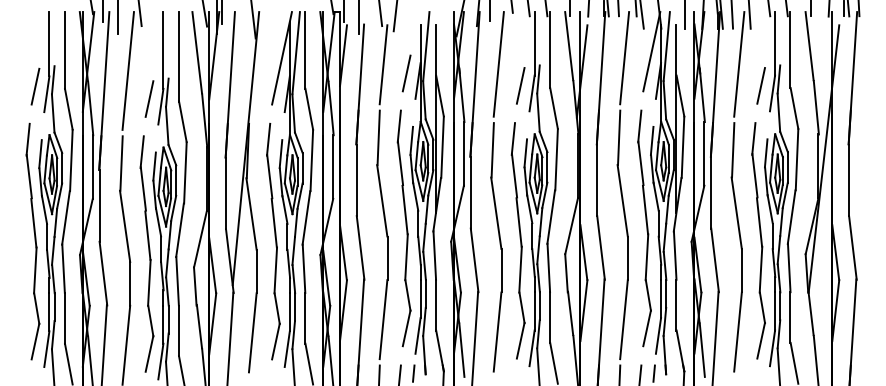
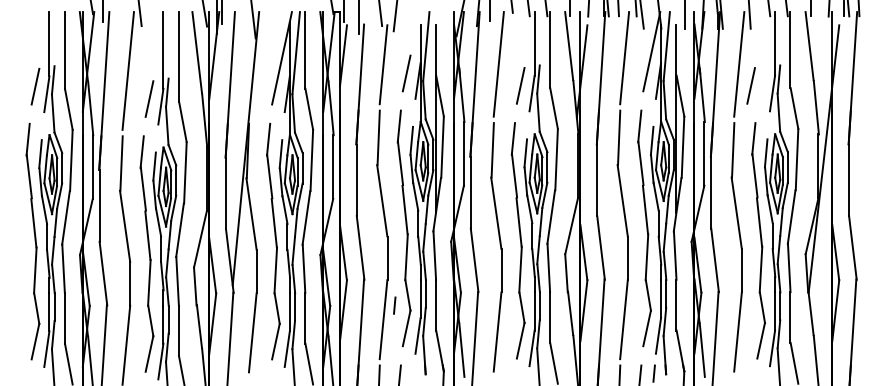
line: present -> none (732, 15)
line: present -> none (118, 18)
line position: (760, 85) -> (750, 85) (750, 85)
line position: (413, 373) -> (394, 305) (394, 305)
